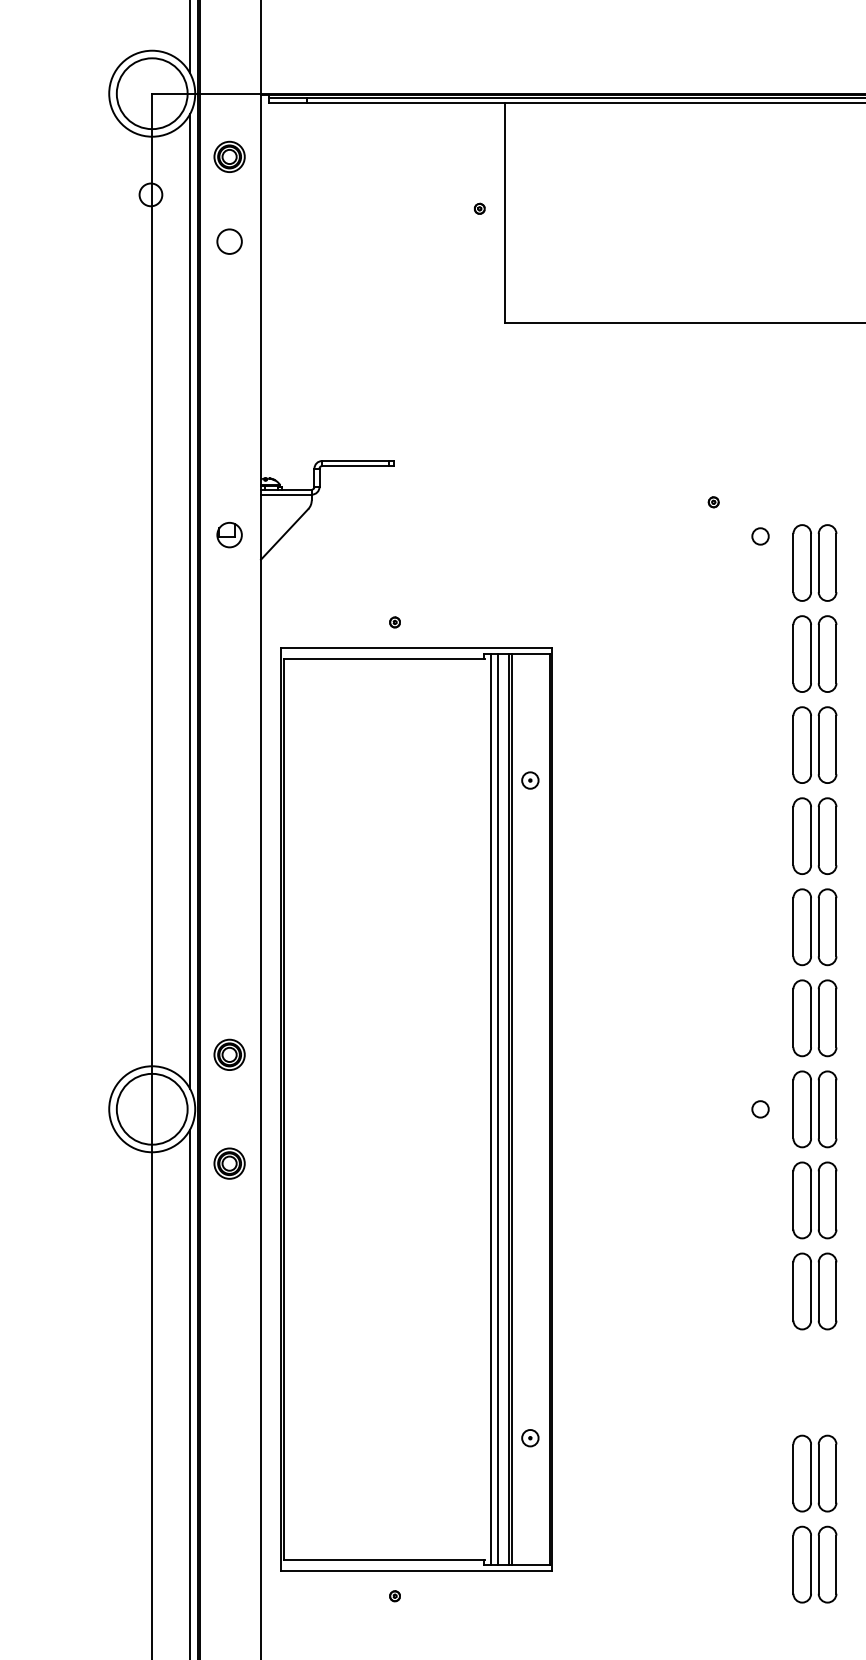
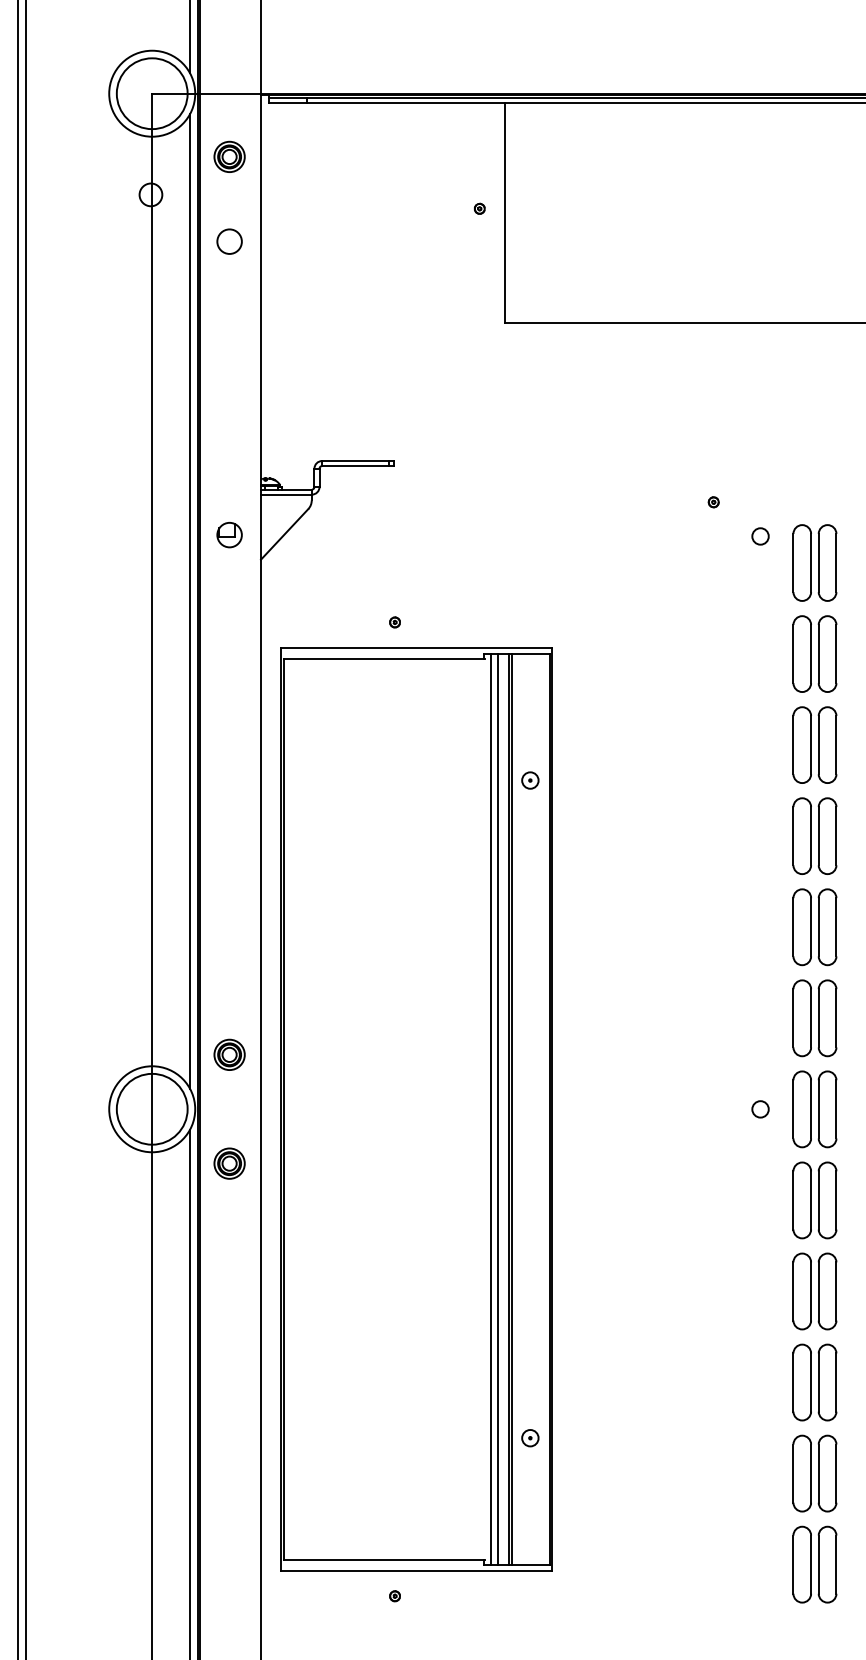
line: none -> present (18, 829)
line: none -> present (25, 829)
part: none -> present (814, 1382)
